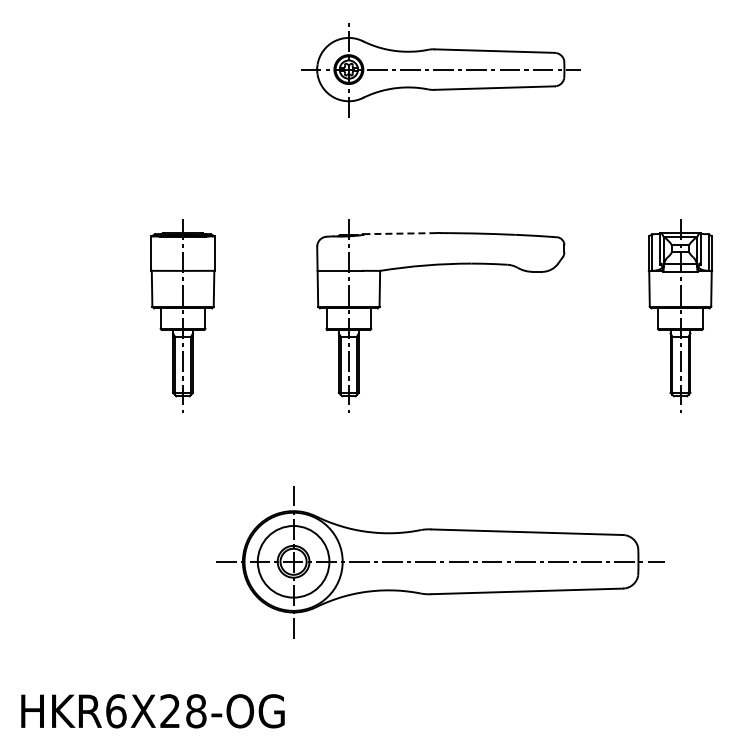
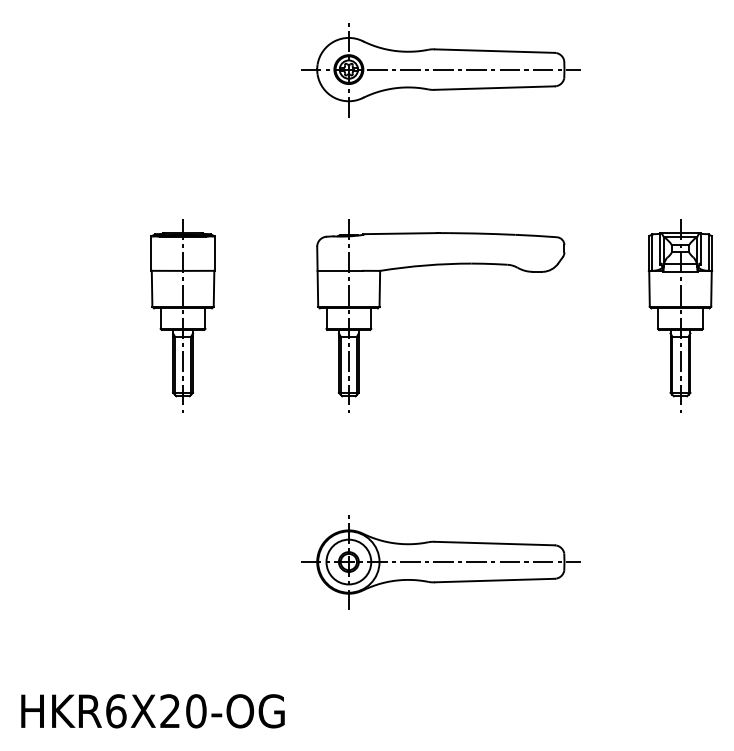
line: dashed -> solid (400, 233)
part size: 449x153 px -> 280x95 px (440, 562)
text: HKR6X28-OG -> HKR6X20-OG (196, 711)
